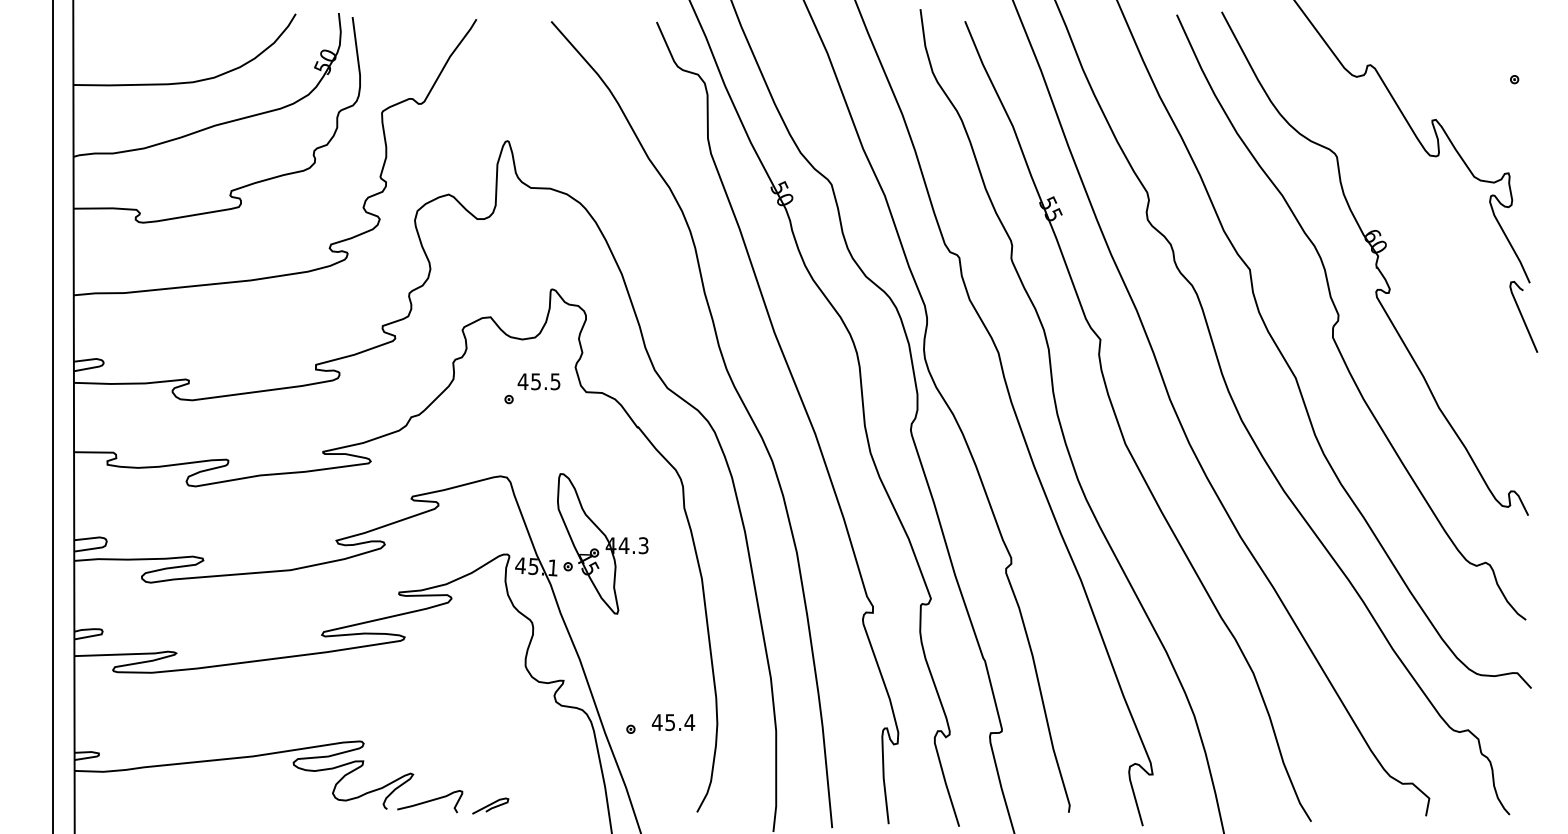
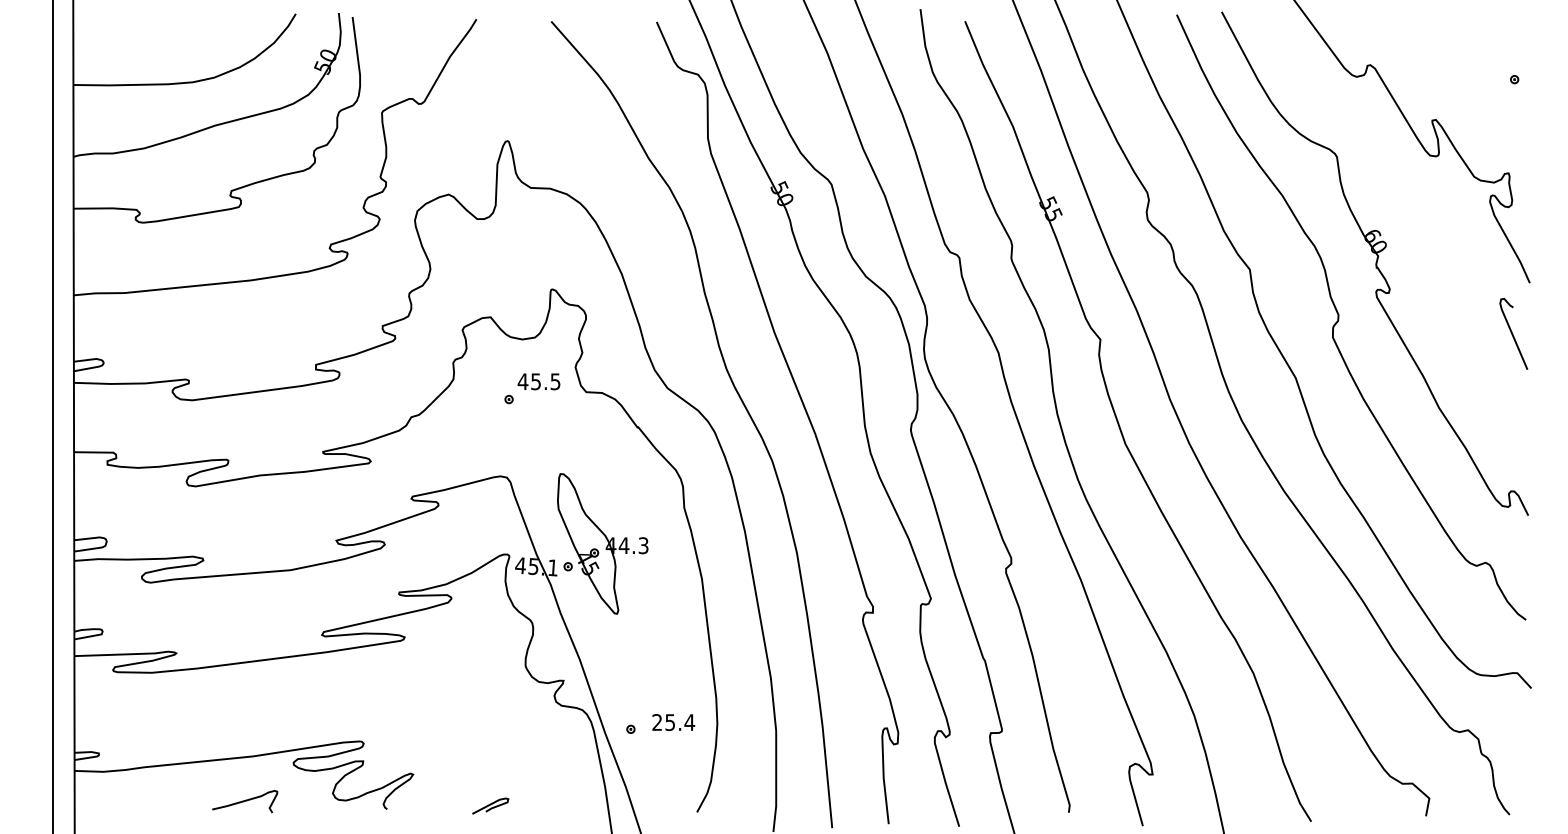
curve position: (1522, 316) -> (1512, 333) (1512, 333)
text: 45.4 -> 25.4 (656, 722)
curve position: (430, 801) -> (245, 801) (245, 801)
